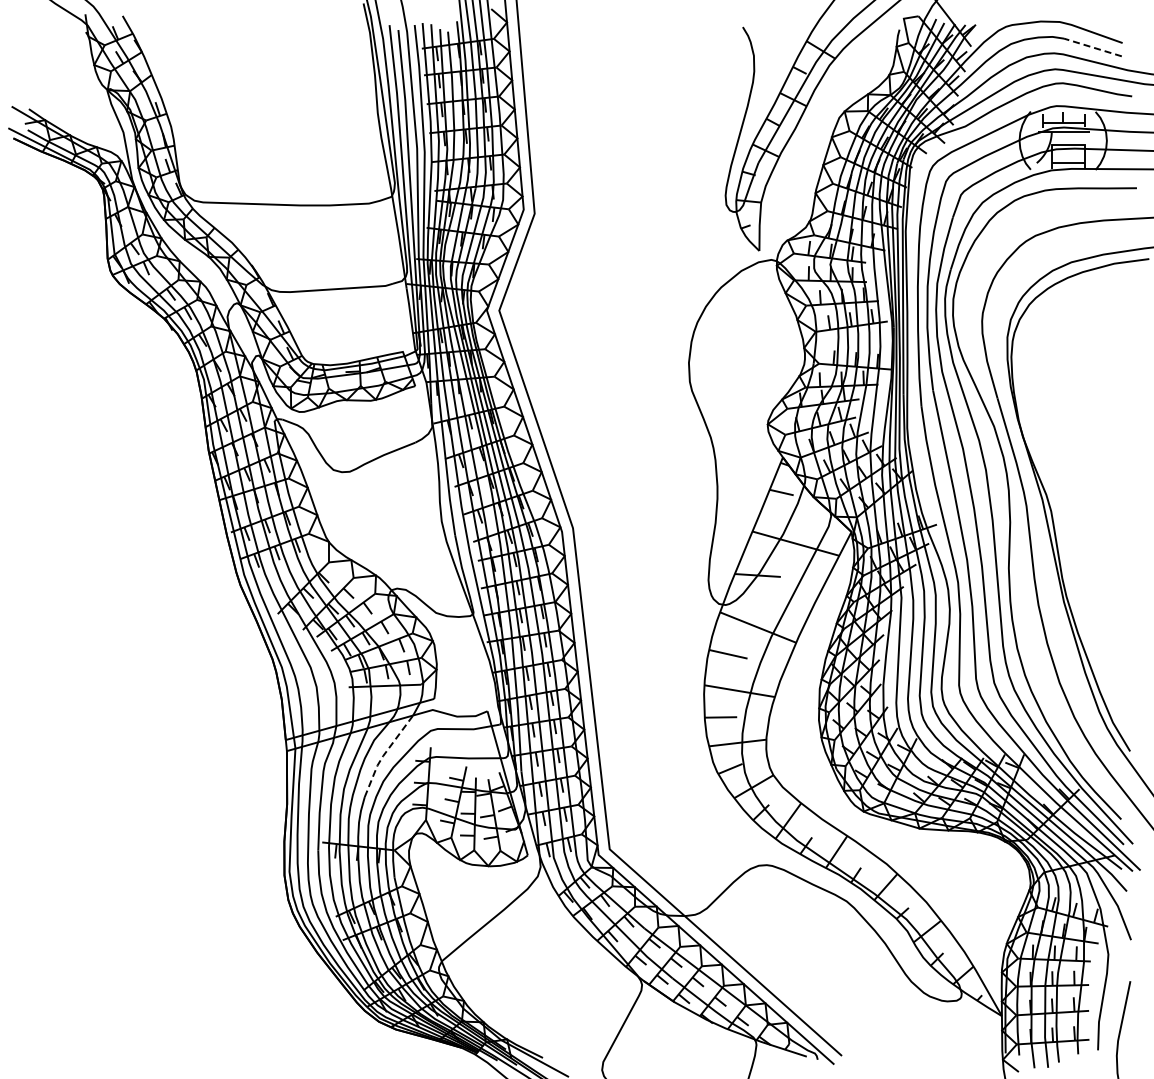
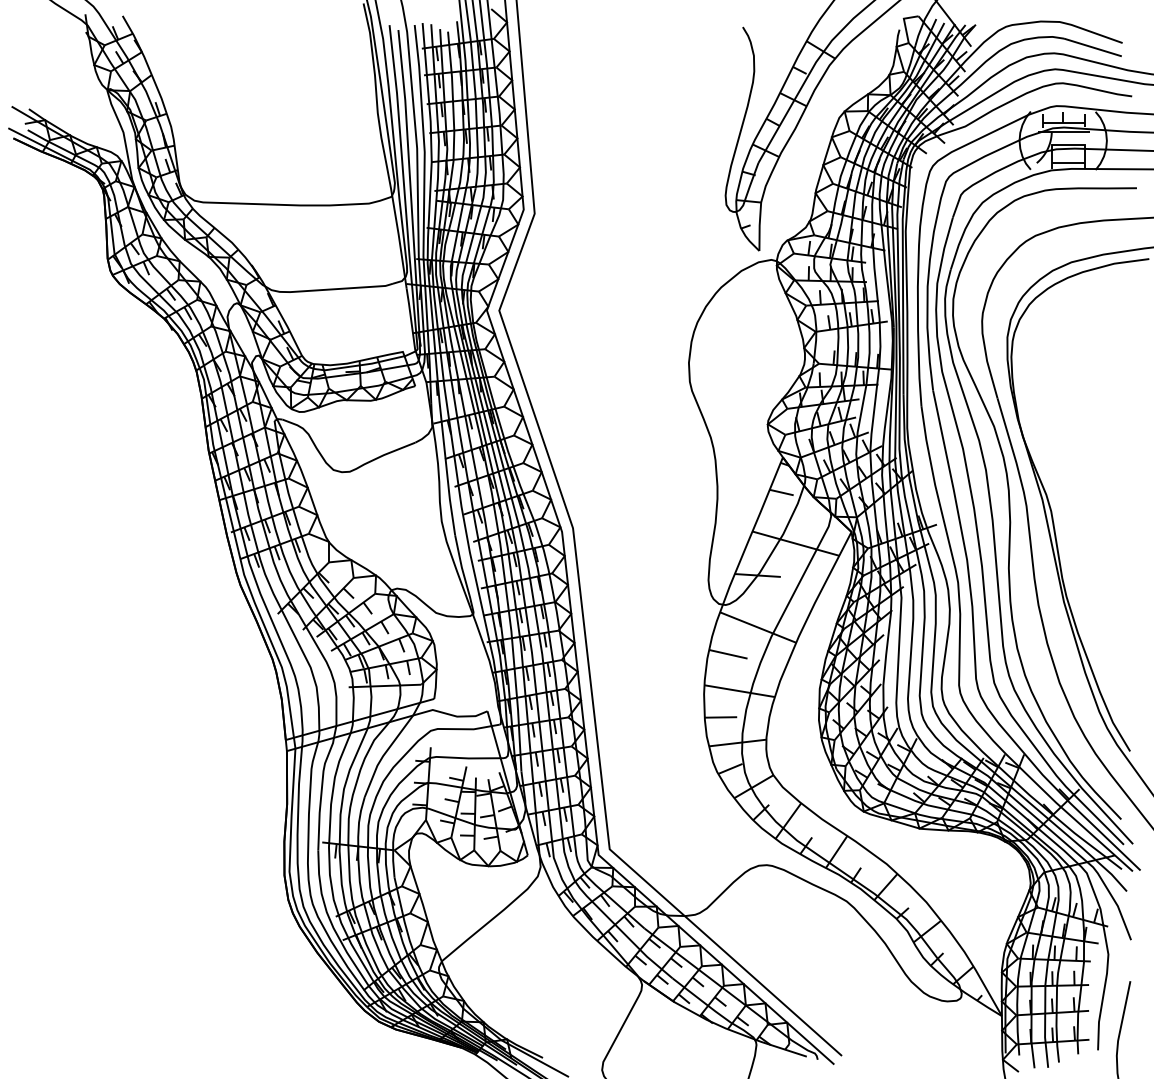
line: dashed -> solid (1092, 47)
line: dashed -> solid (384, 754)
